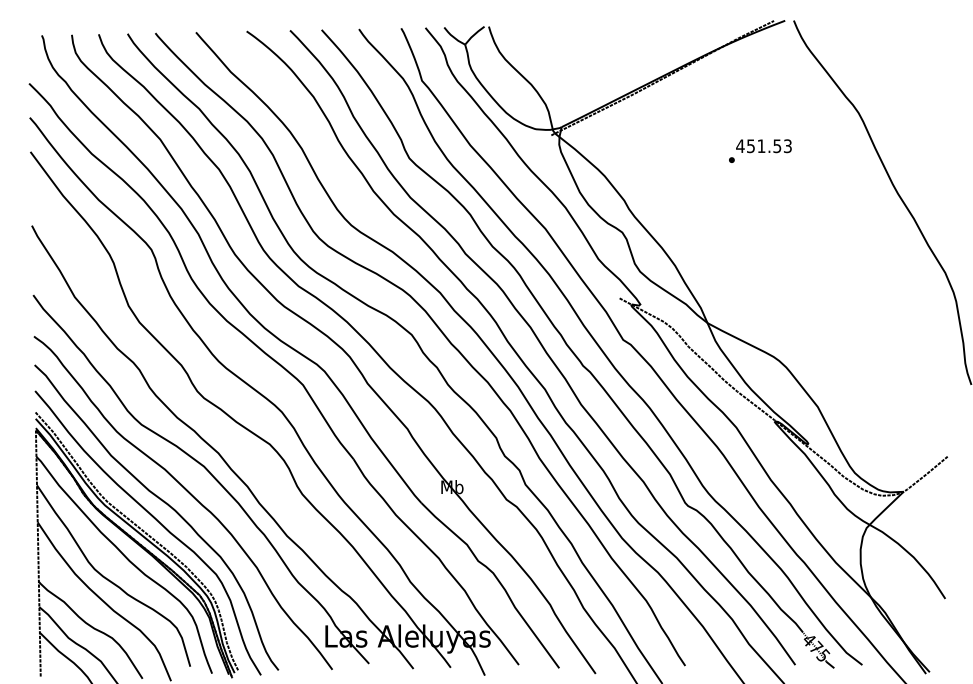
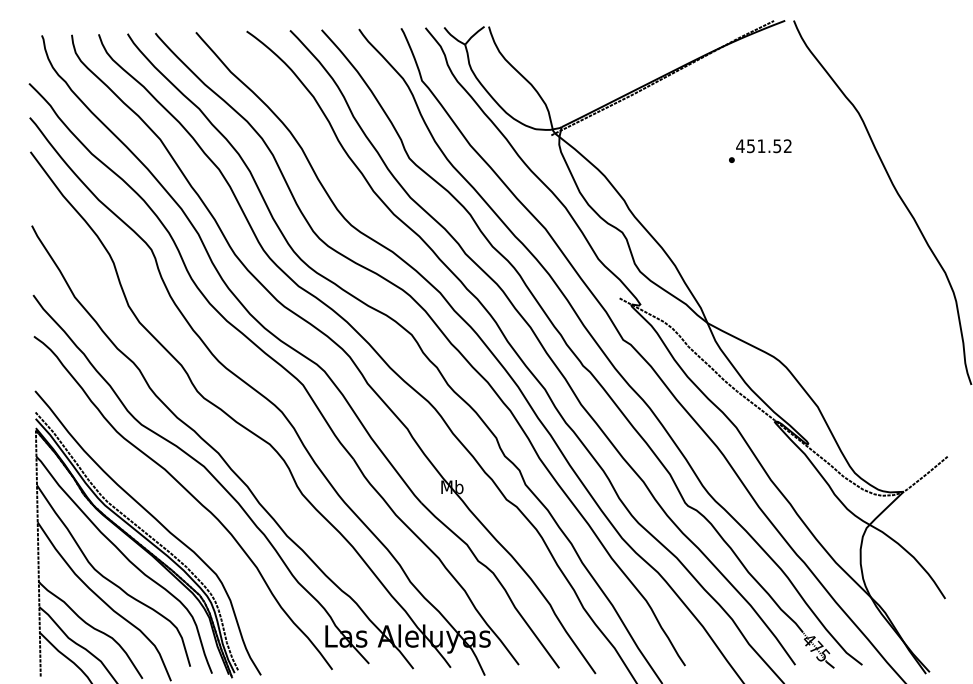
text: 451.53 -> 451.52 (787, 146)
curve: present -> none (164, 503)
